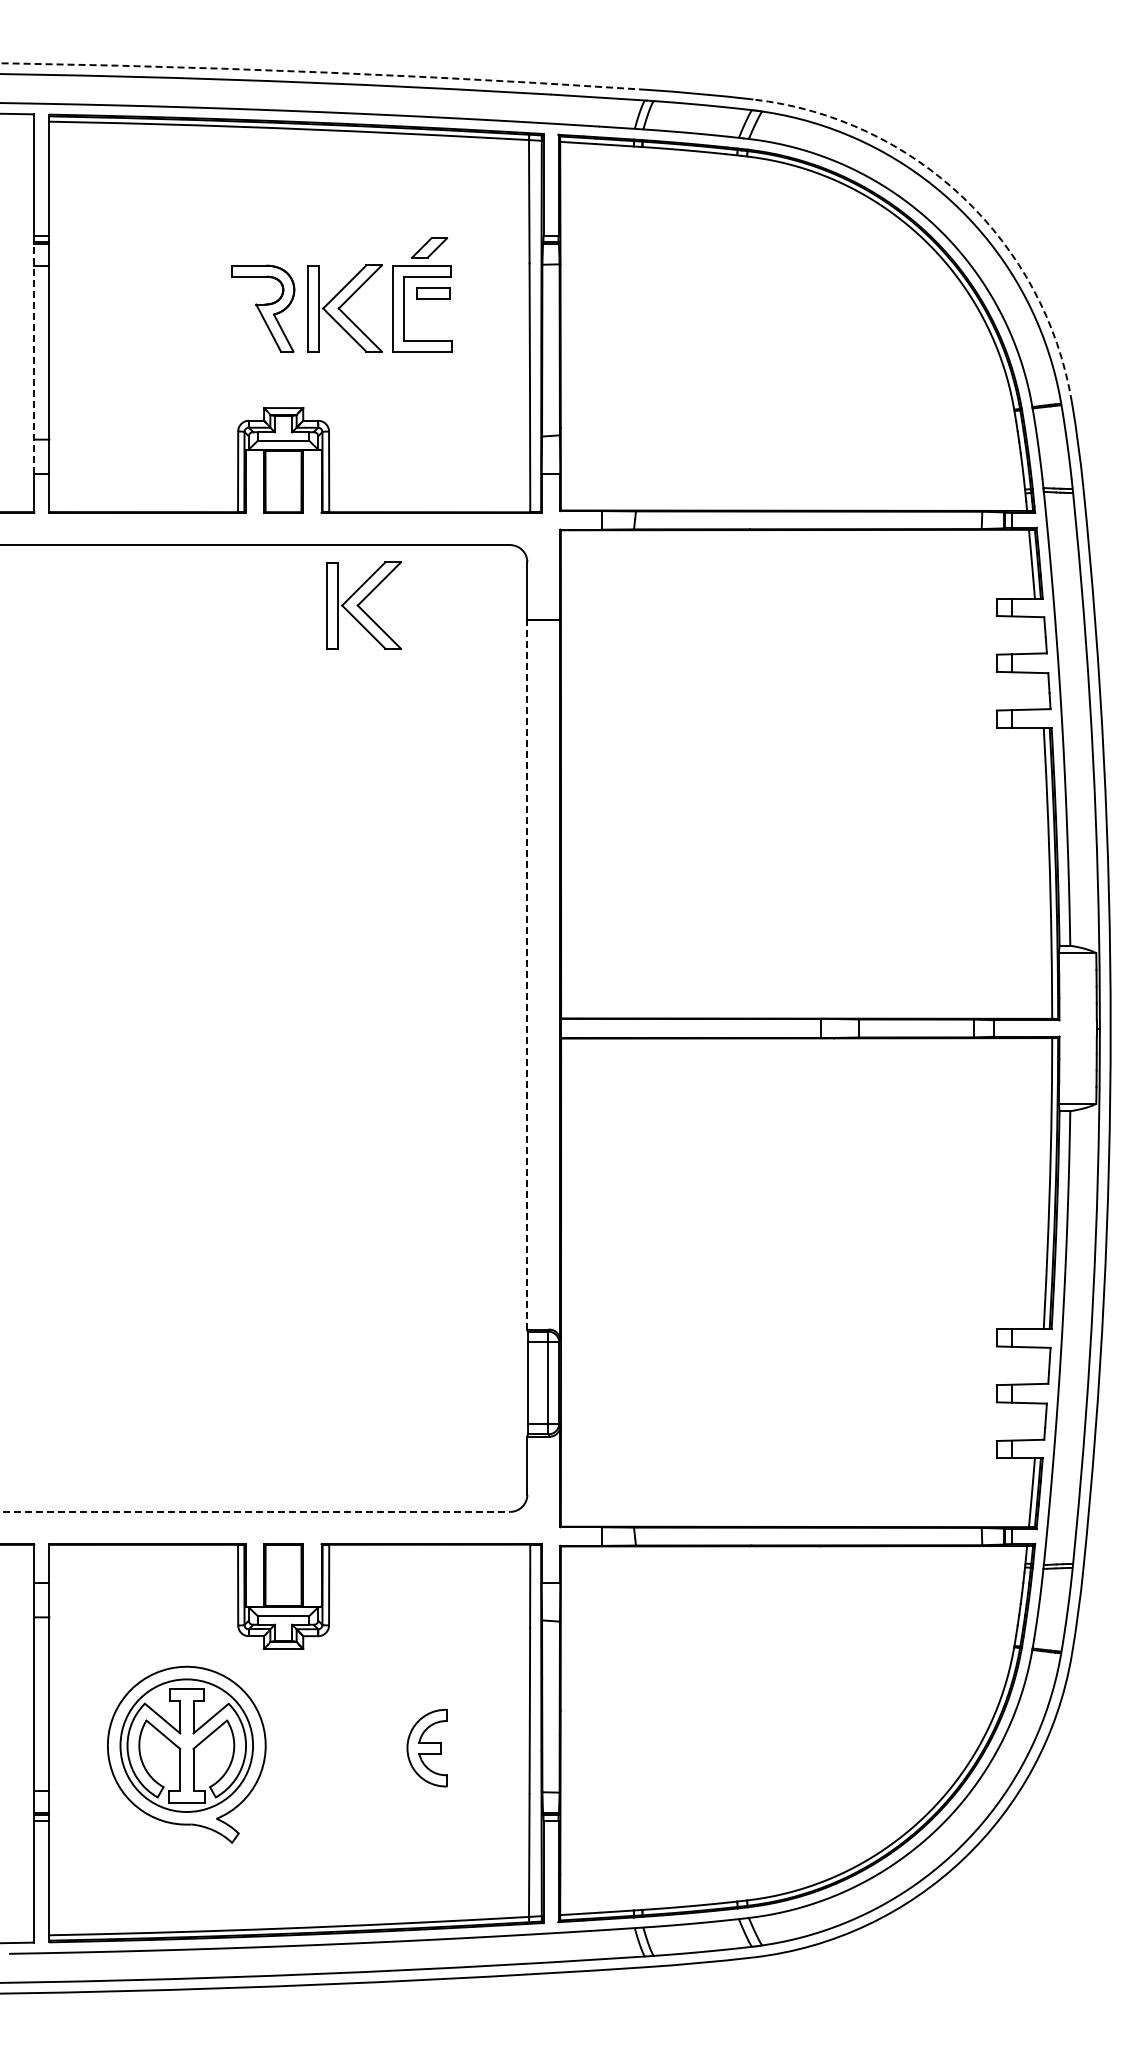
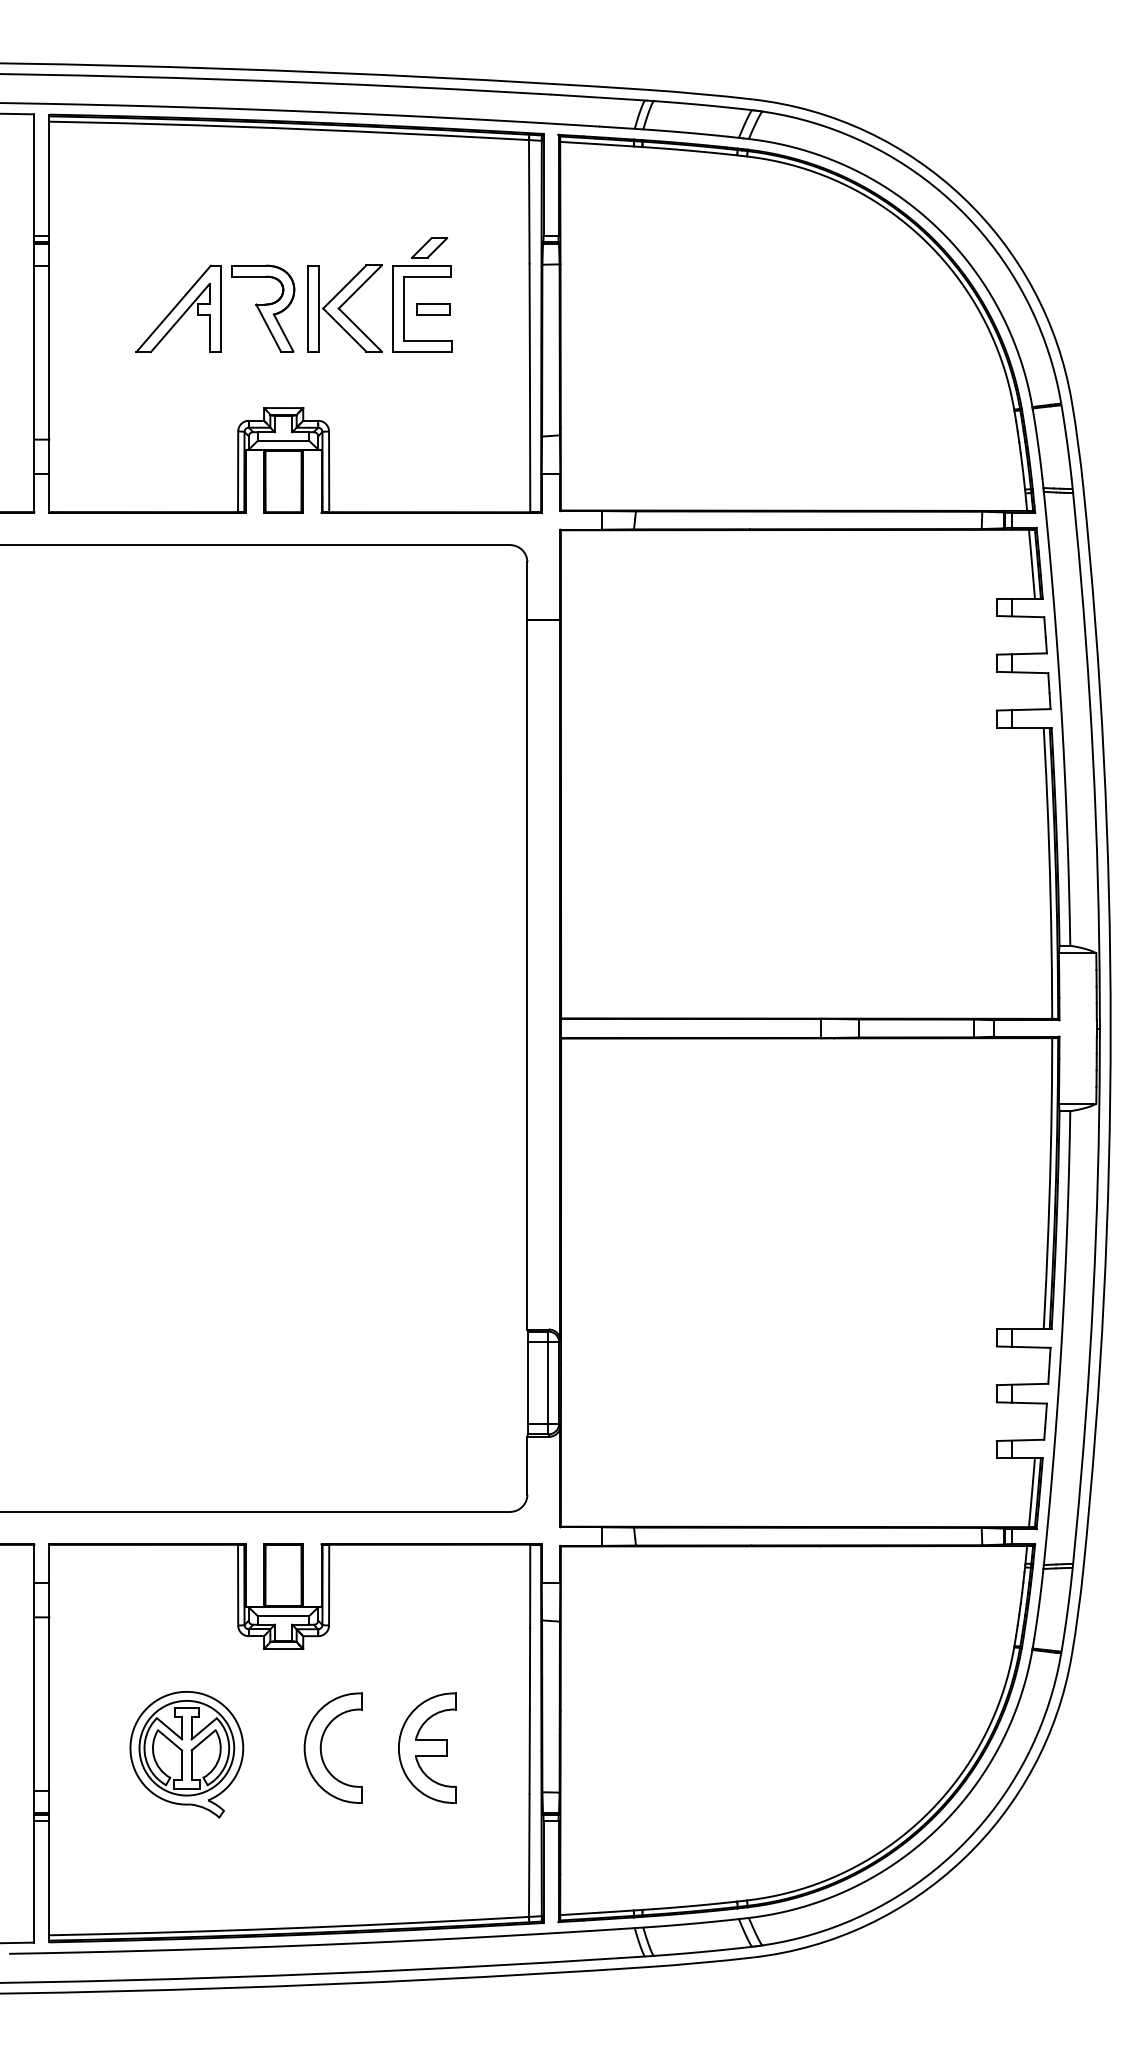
arc: dashed -> solid (322, 72)
arc: dashed -> solid (963, 197)
part position: (433, 293) -> (433, 309) (433, 309)
part: none -> present (178, 308)
line: dashed -> solid (34, 358)
part: present -> none (364, 605)
line: dashed -> solid (527, 975)
line: dashed -> solid (255, 1511)
part: none -> present (321, 1747)
part size: 42x80 px -> 59x112 px (427, 1747)
part size: 160x179 px -> 116x129 px (186, 1754)
